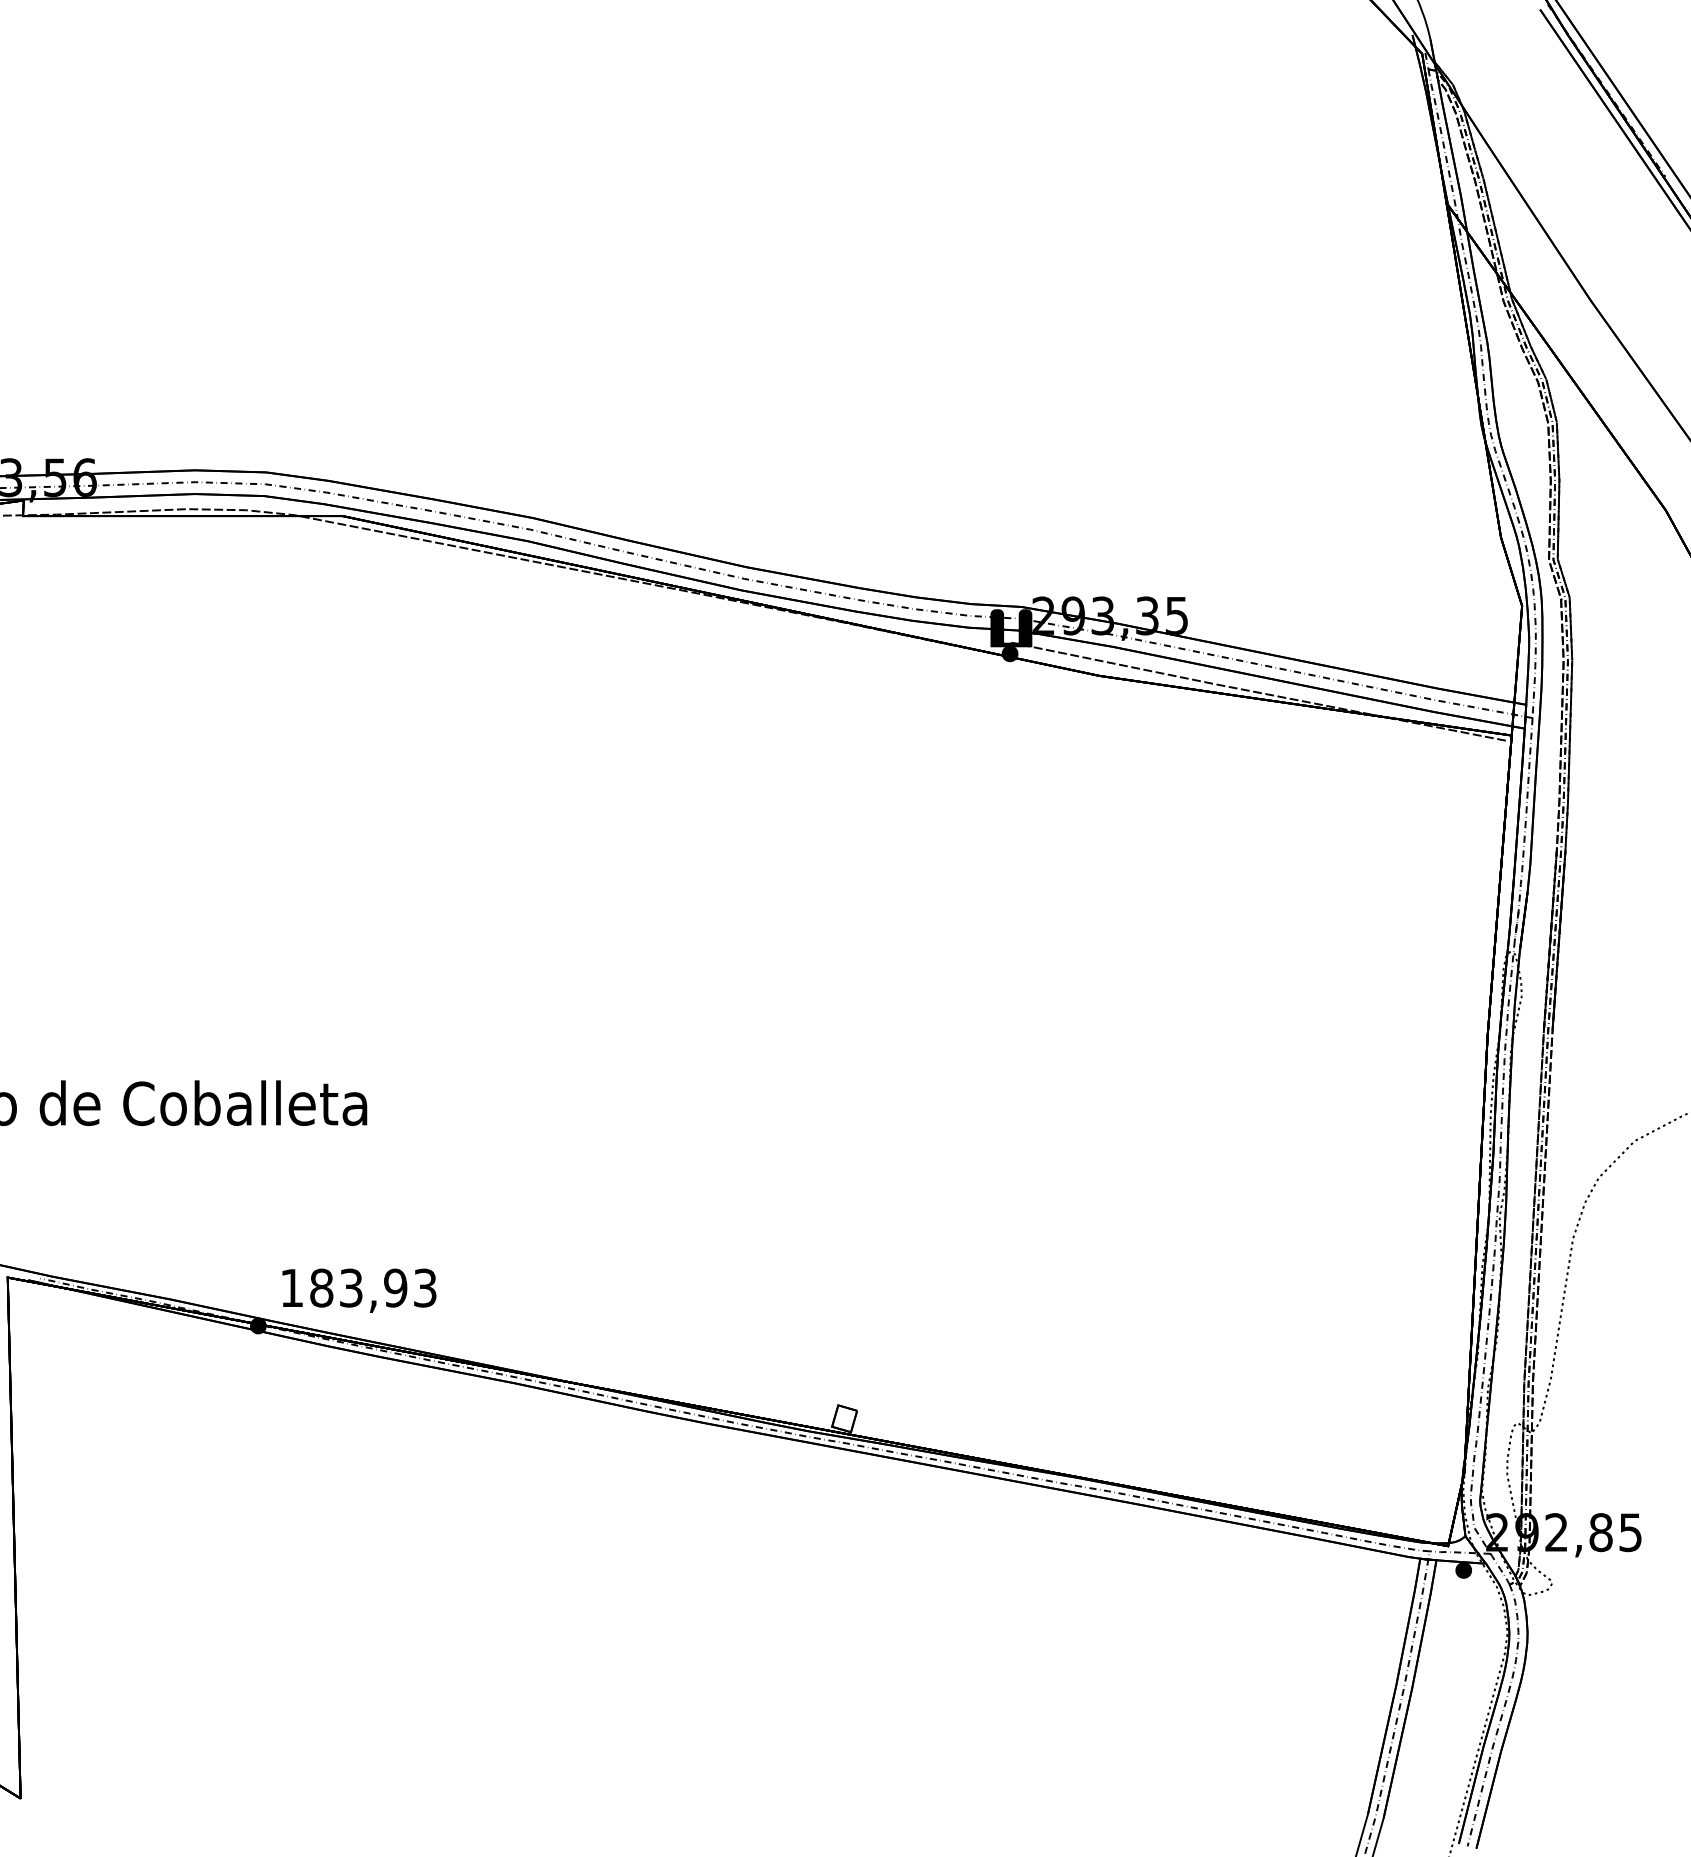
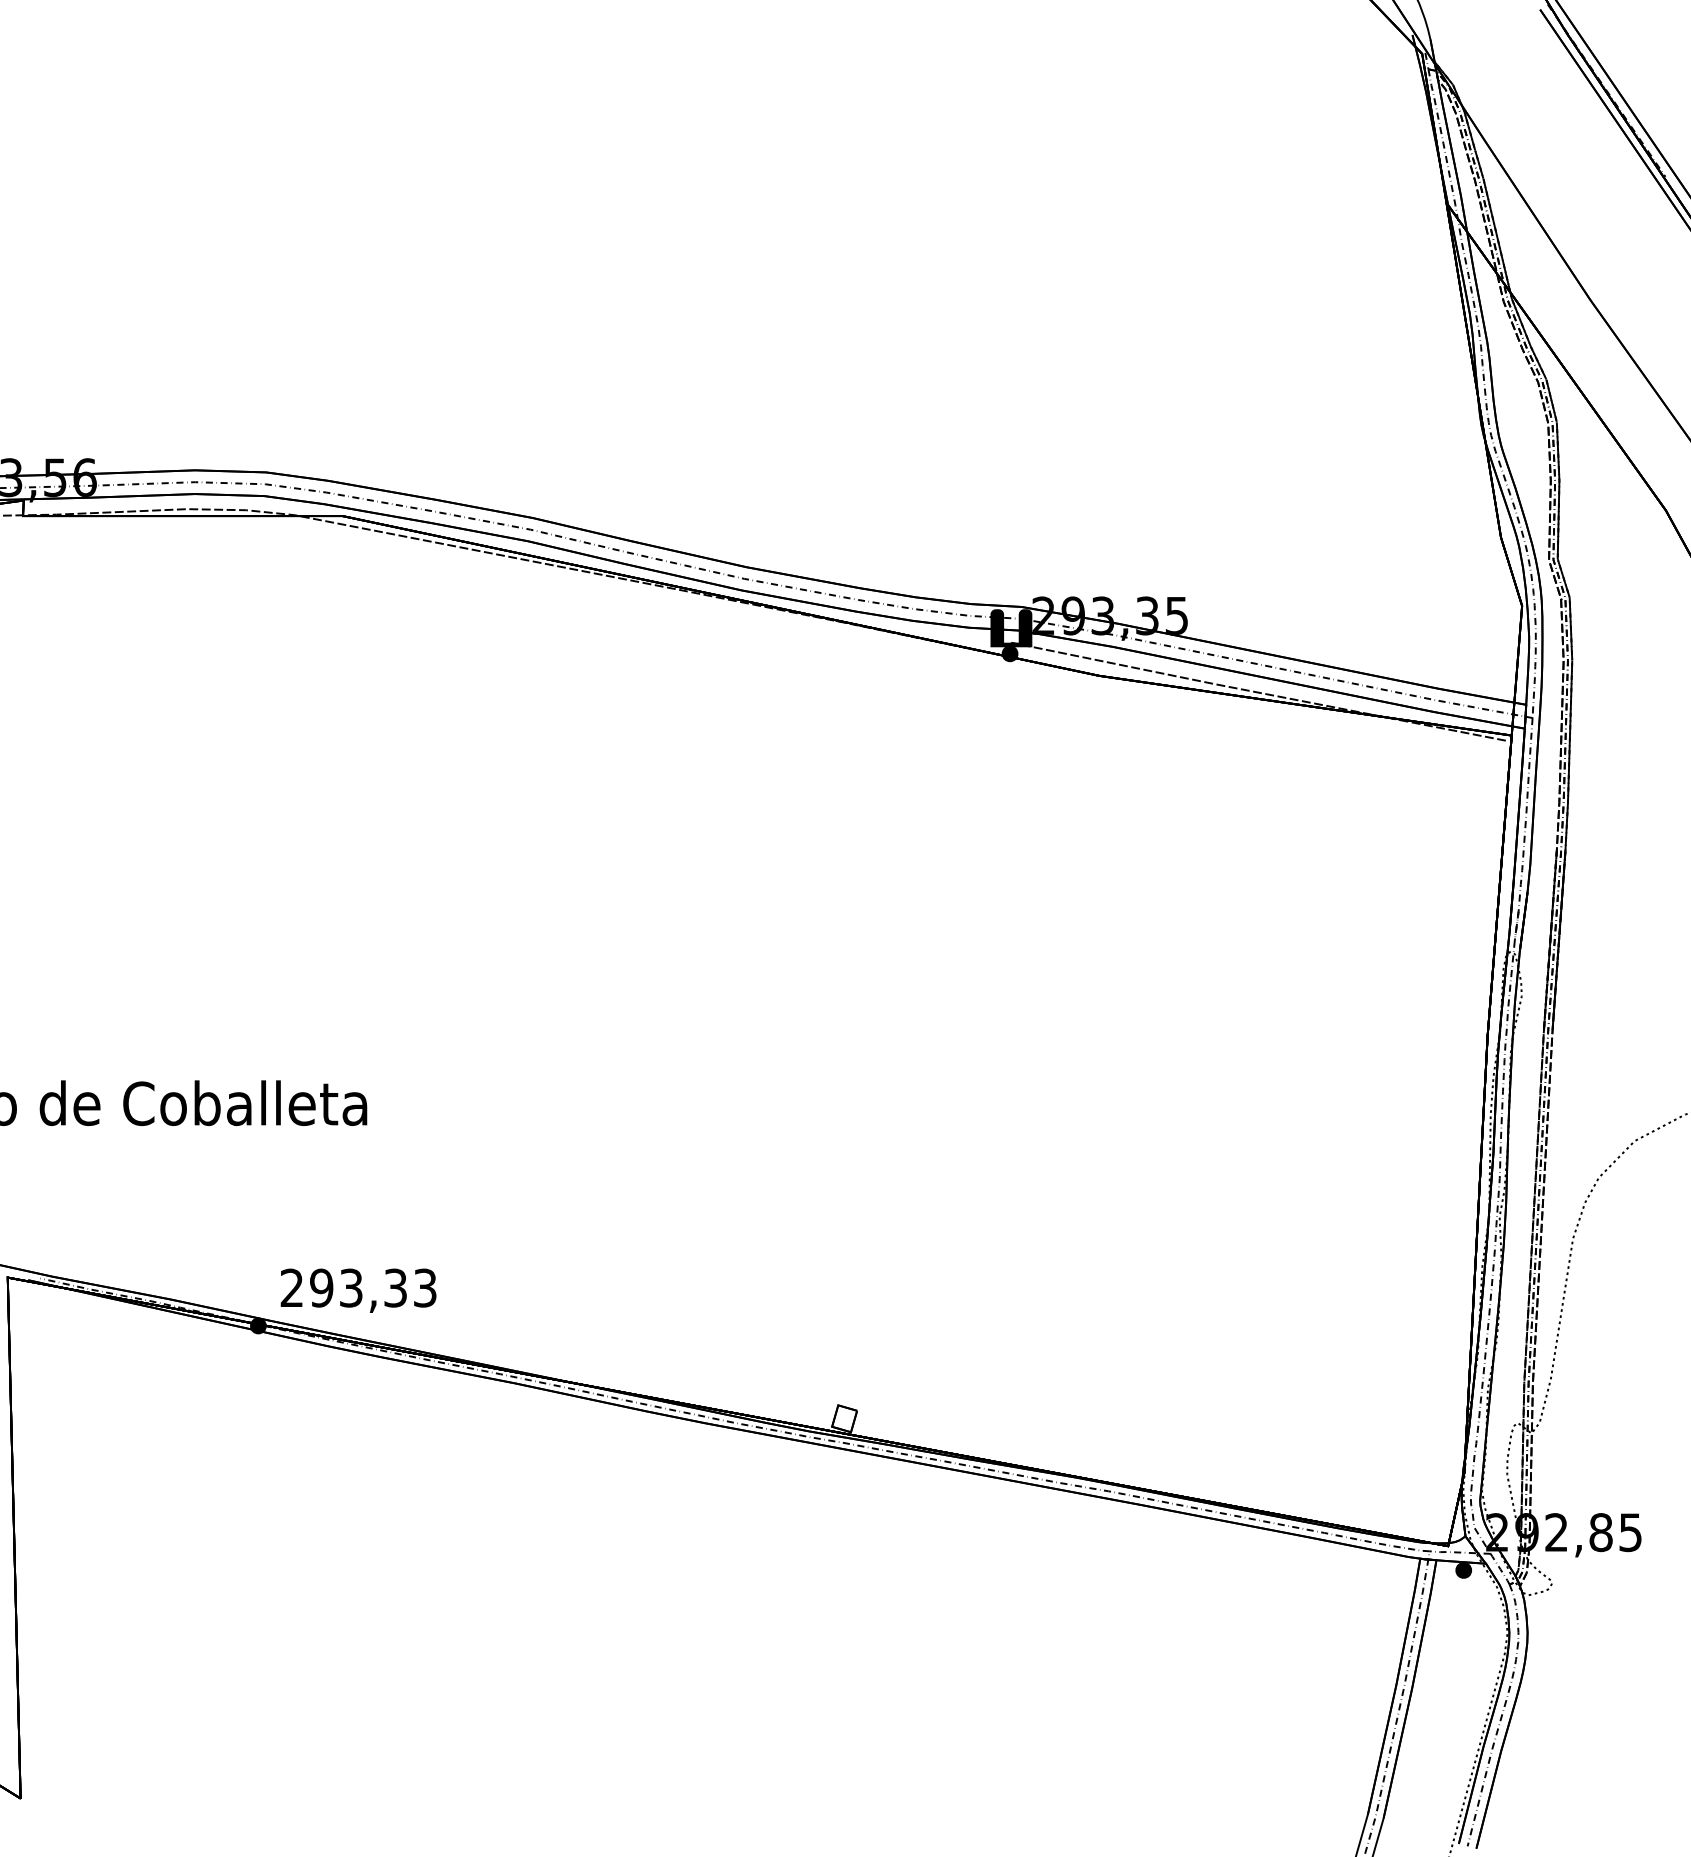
text: 183,93 -> 293,33 (343, 1287)
